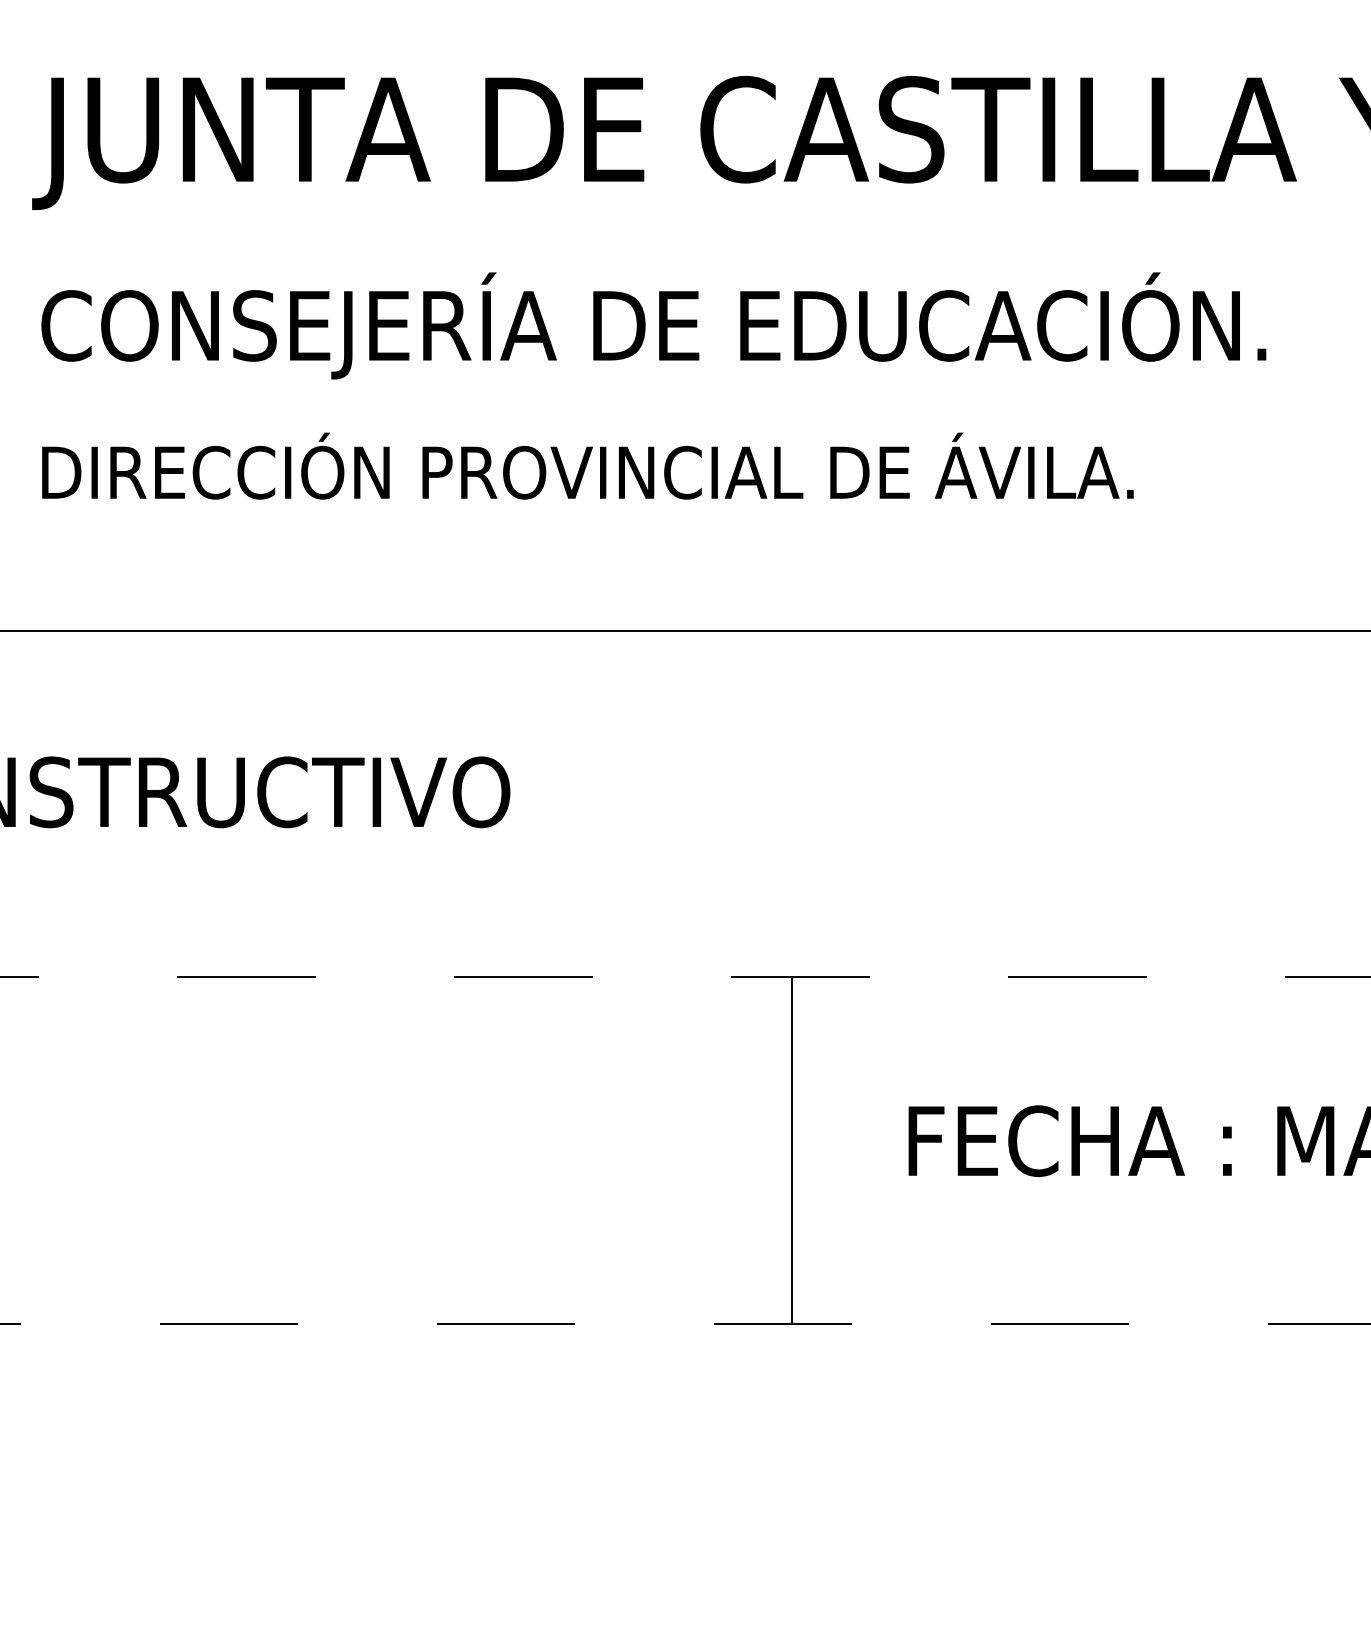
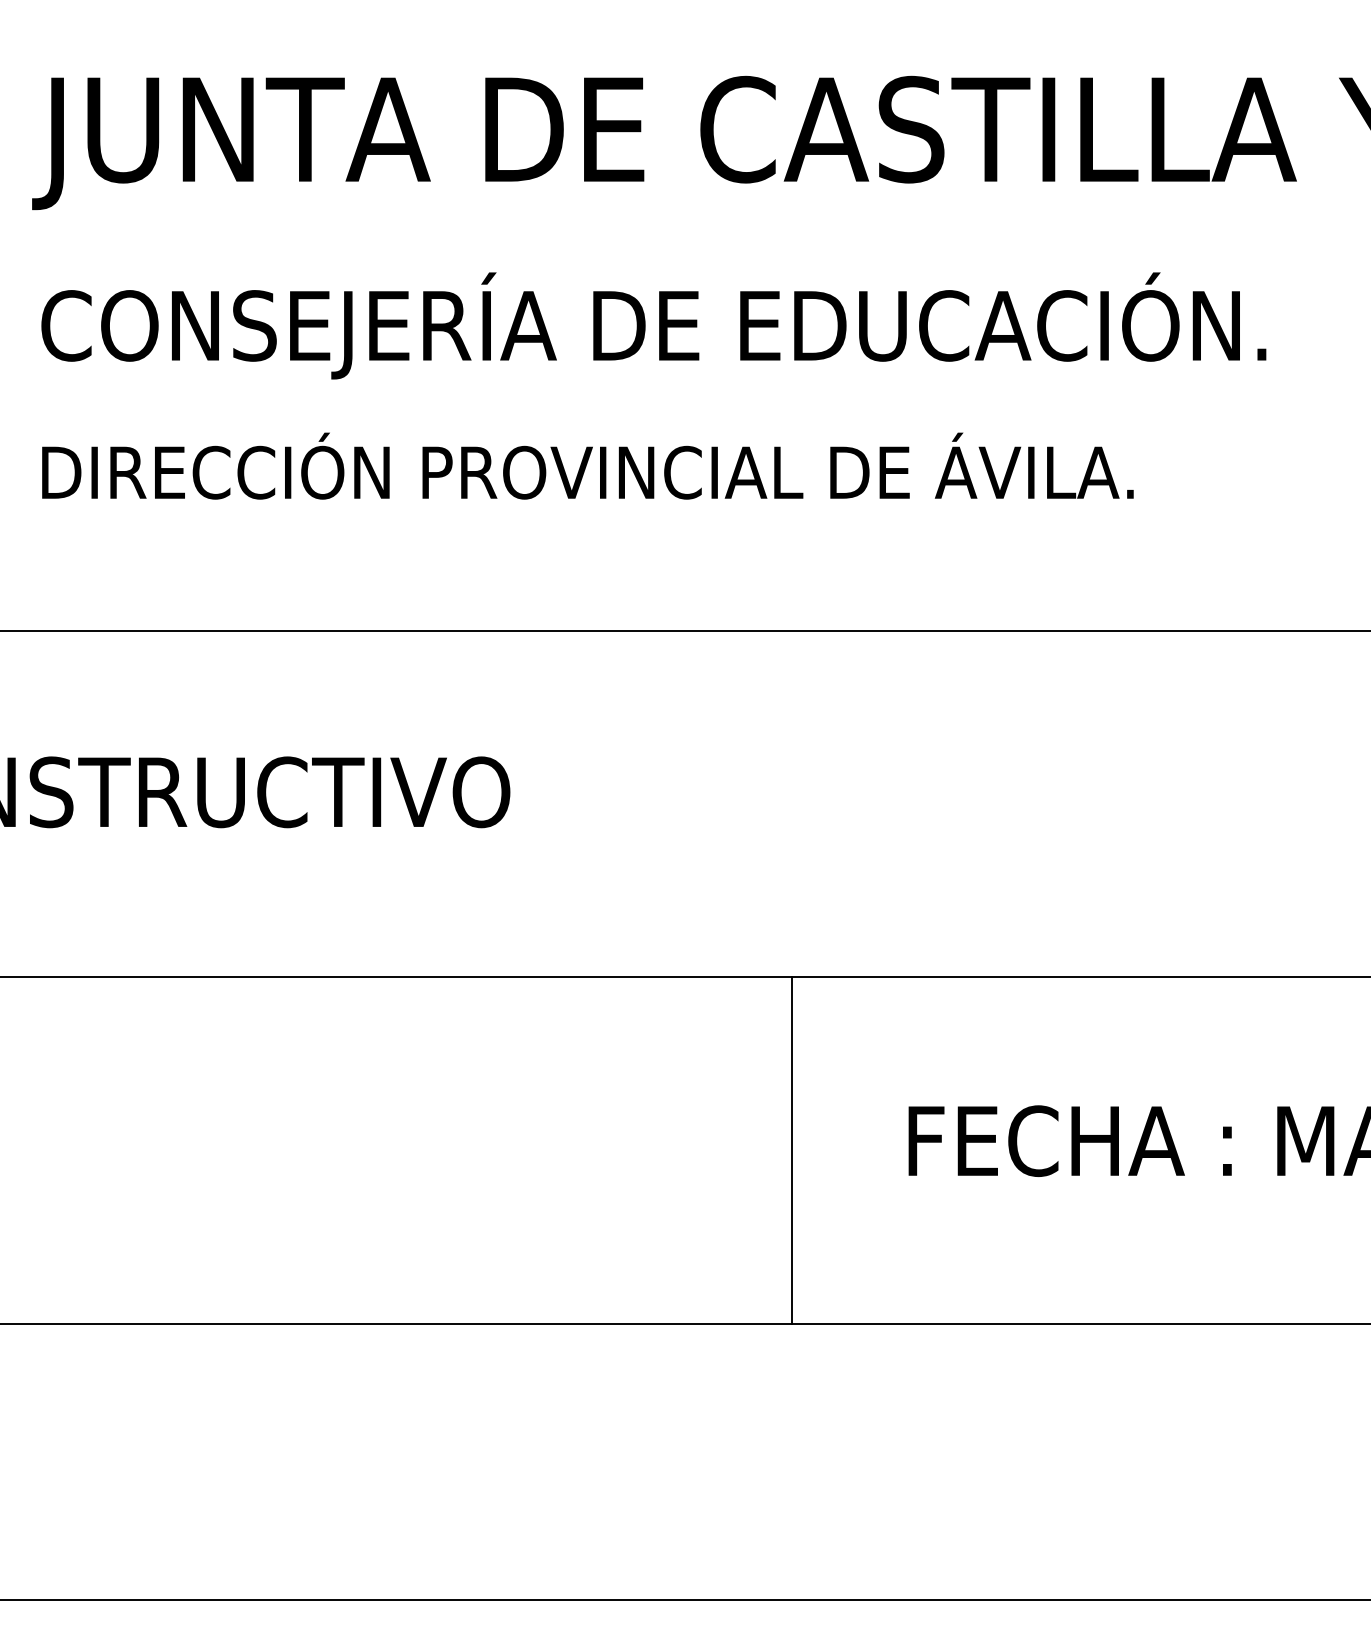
line: dashed -> solid (685, 977)
line: dashed -> solid (685, 1323)
line: none -> present (684, 1600)
